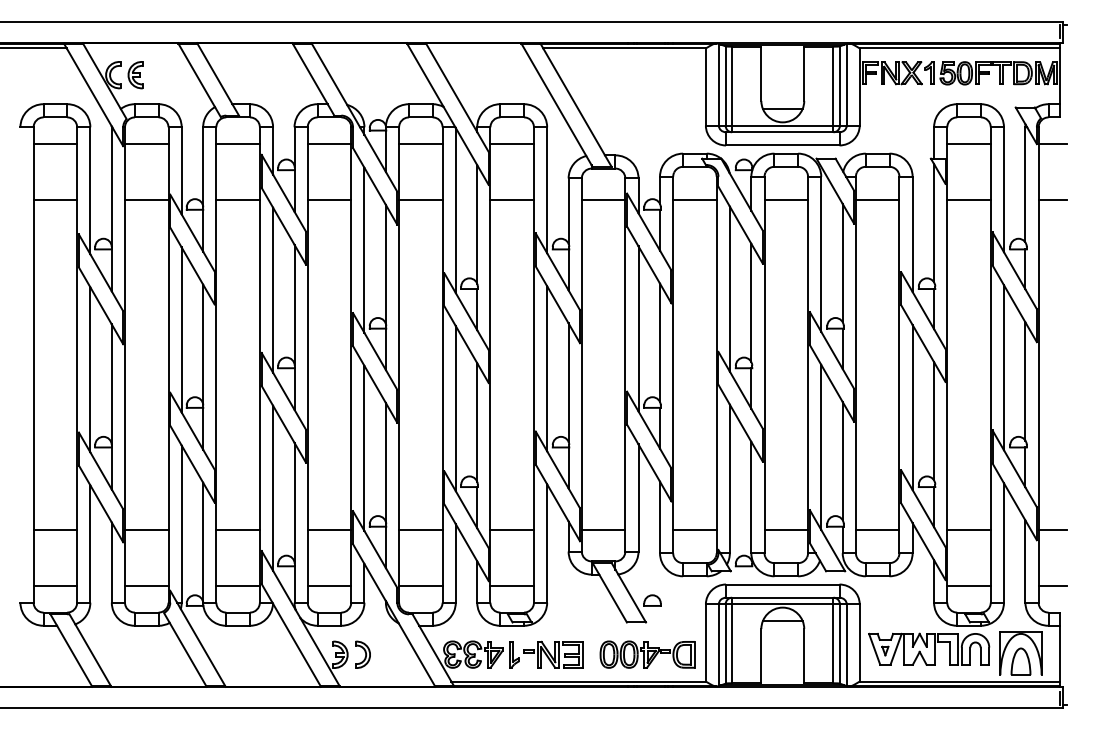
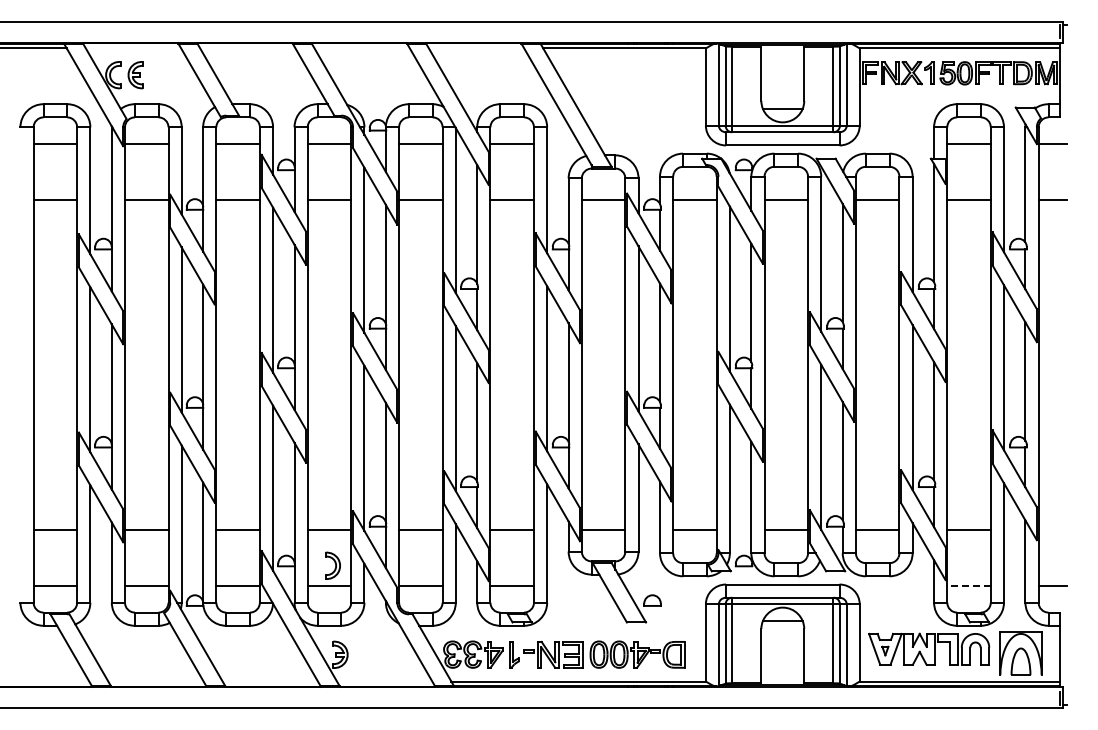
line: present -> none (1052, 530)
line: solid -> dashed (969, 586)
part position: (362, 654) -> (332, 565) (332, 565)
part position: (647, 654) -> (637, 654) (637, 654)
